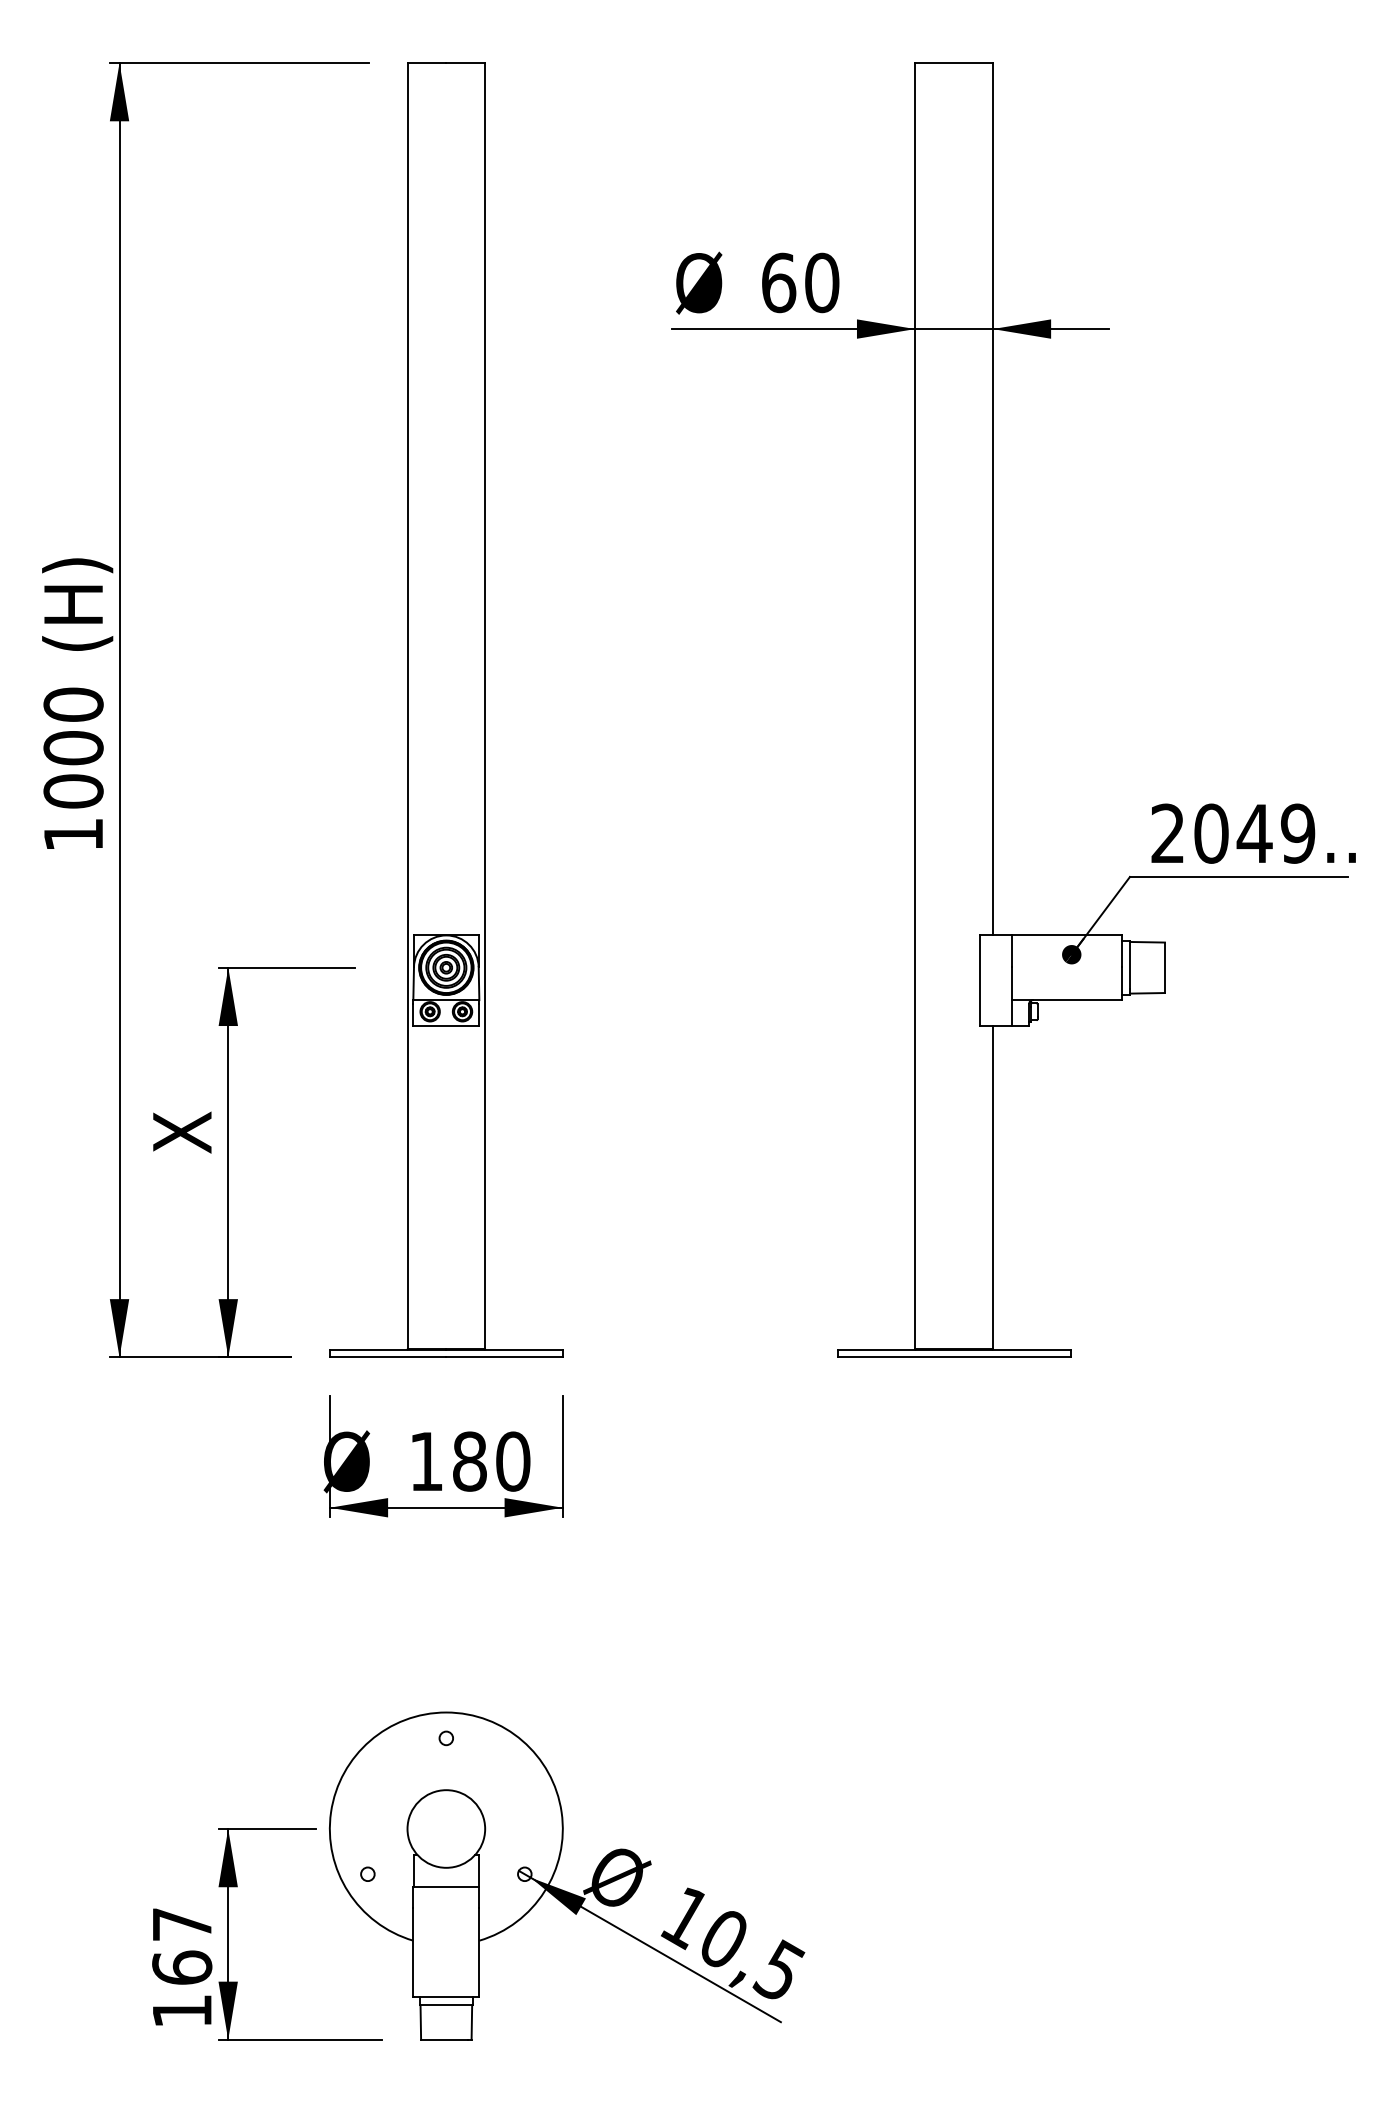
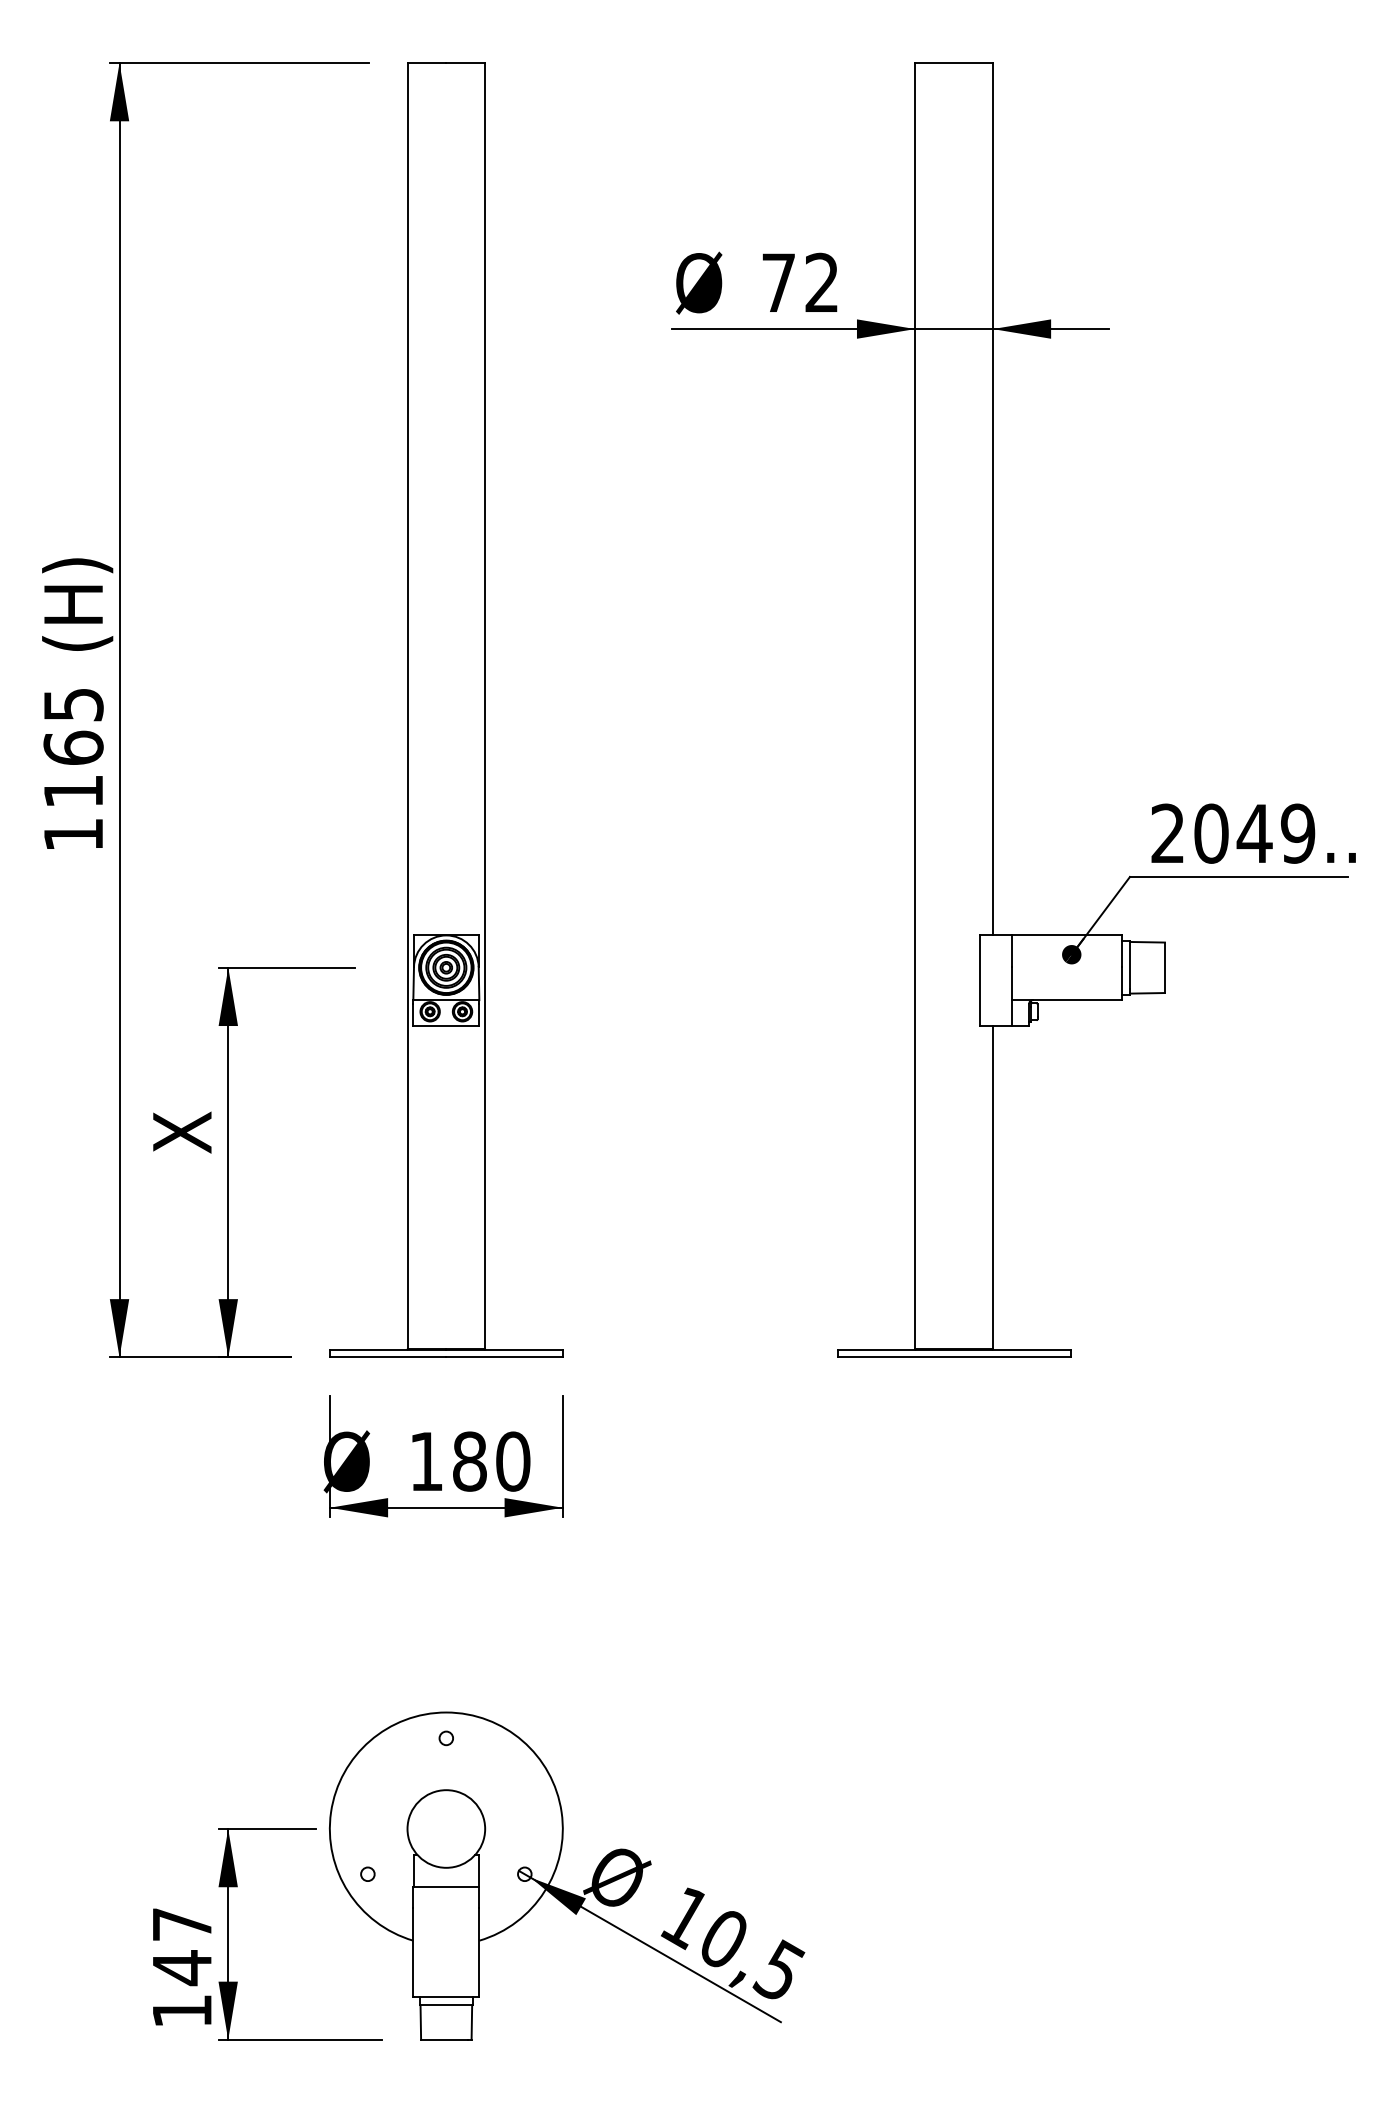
text: 60 -> 72 (800, 282)
text: 1000 -> 1165 (73, 747)
text: 167 -> 147 (182, 1968)
